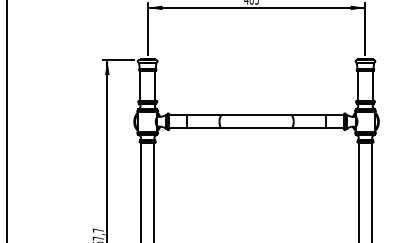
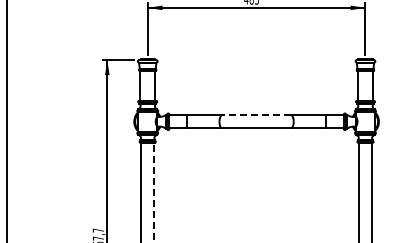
line: solid -> dashed (256, 115)
line: solid -> dashed (154, 192)
